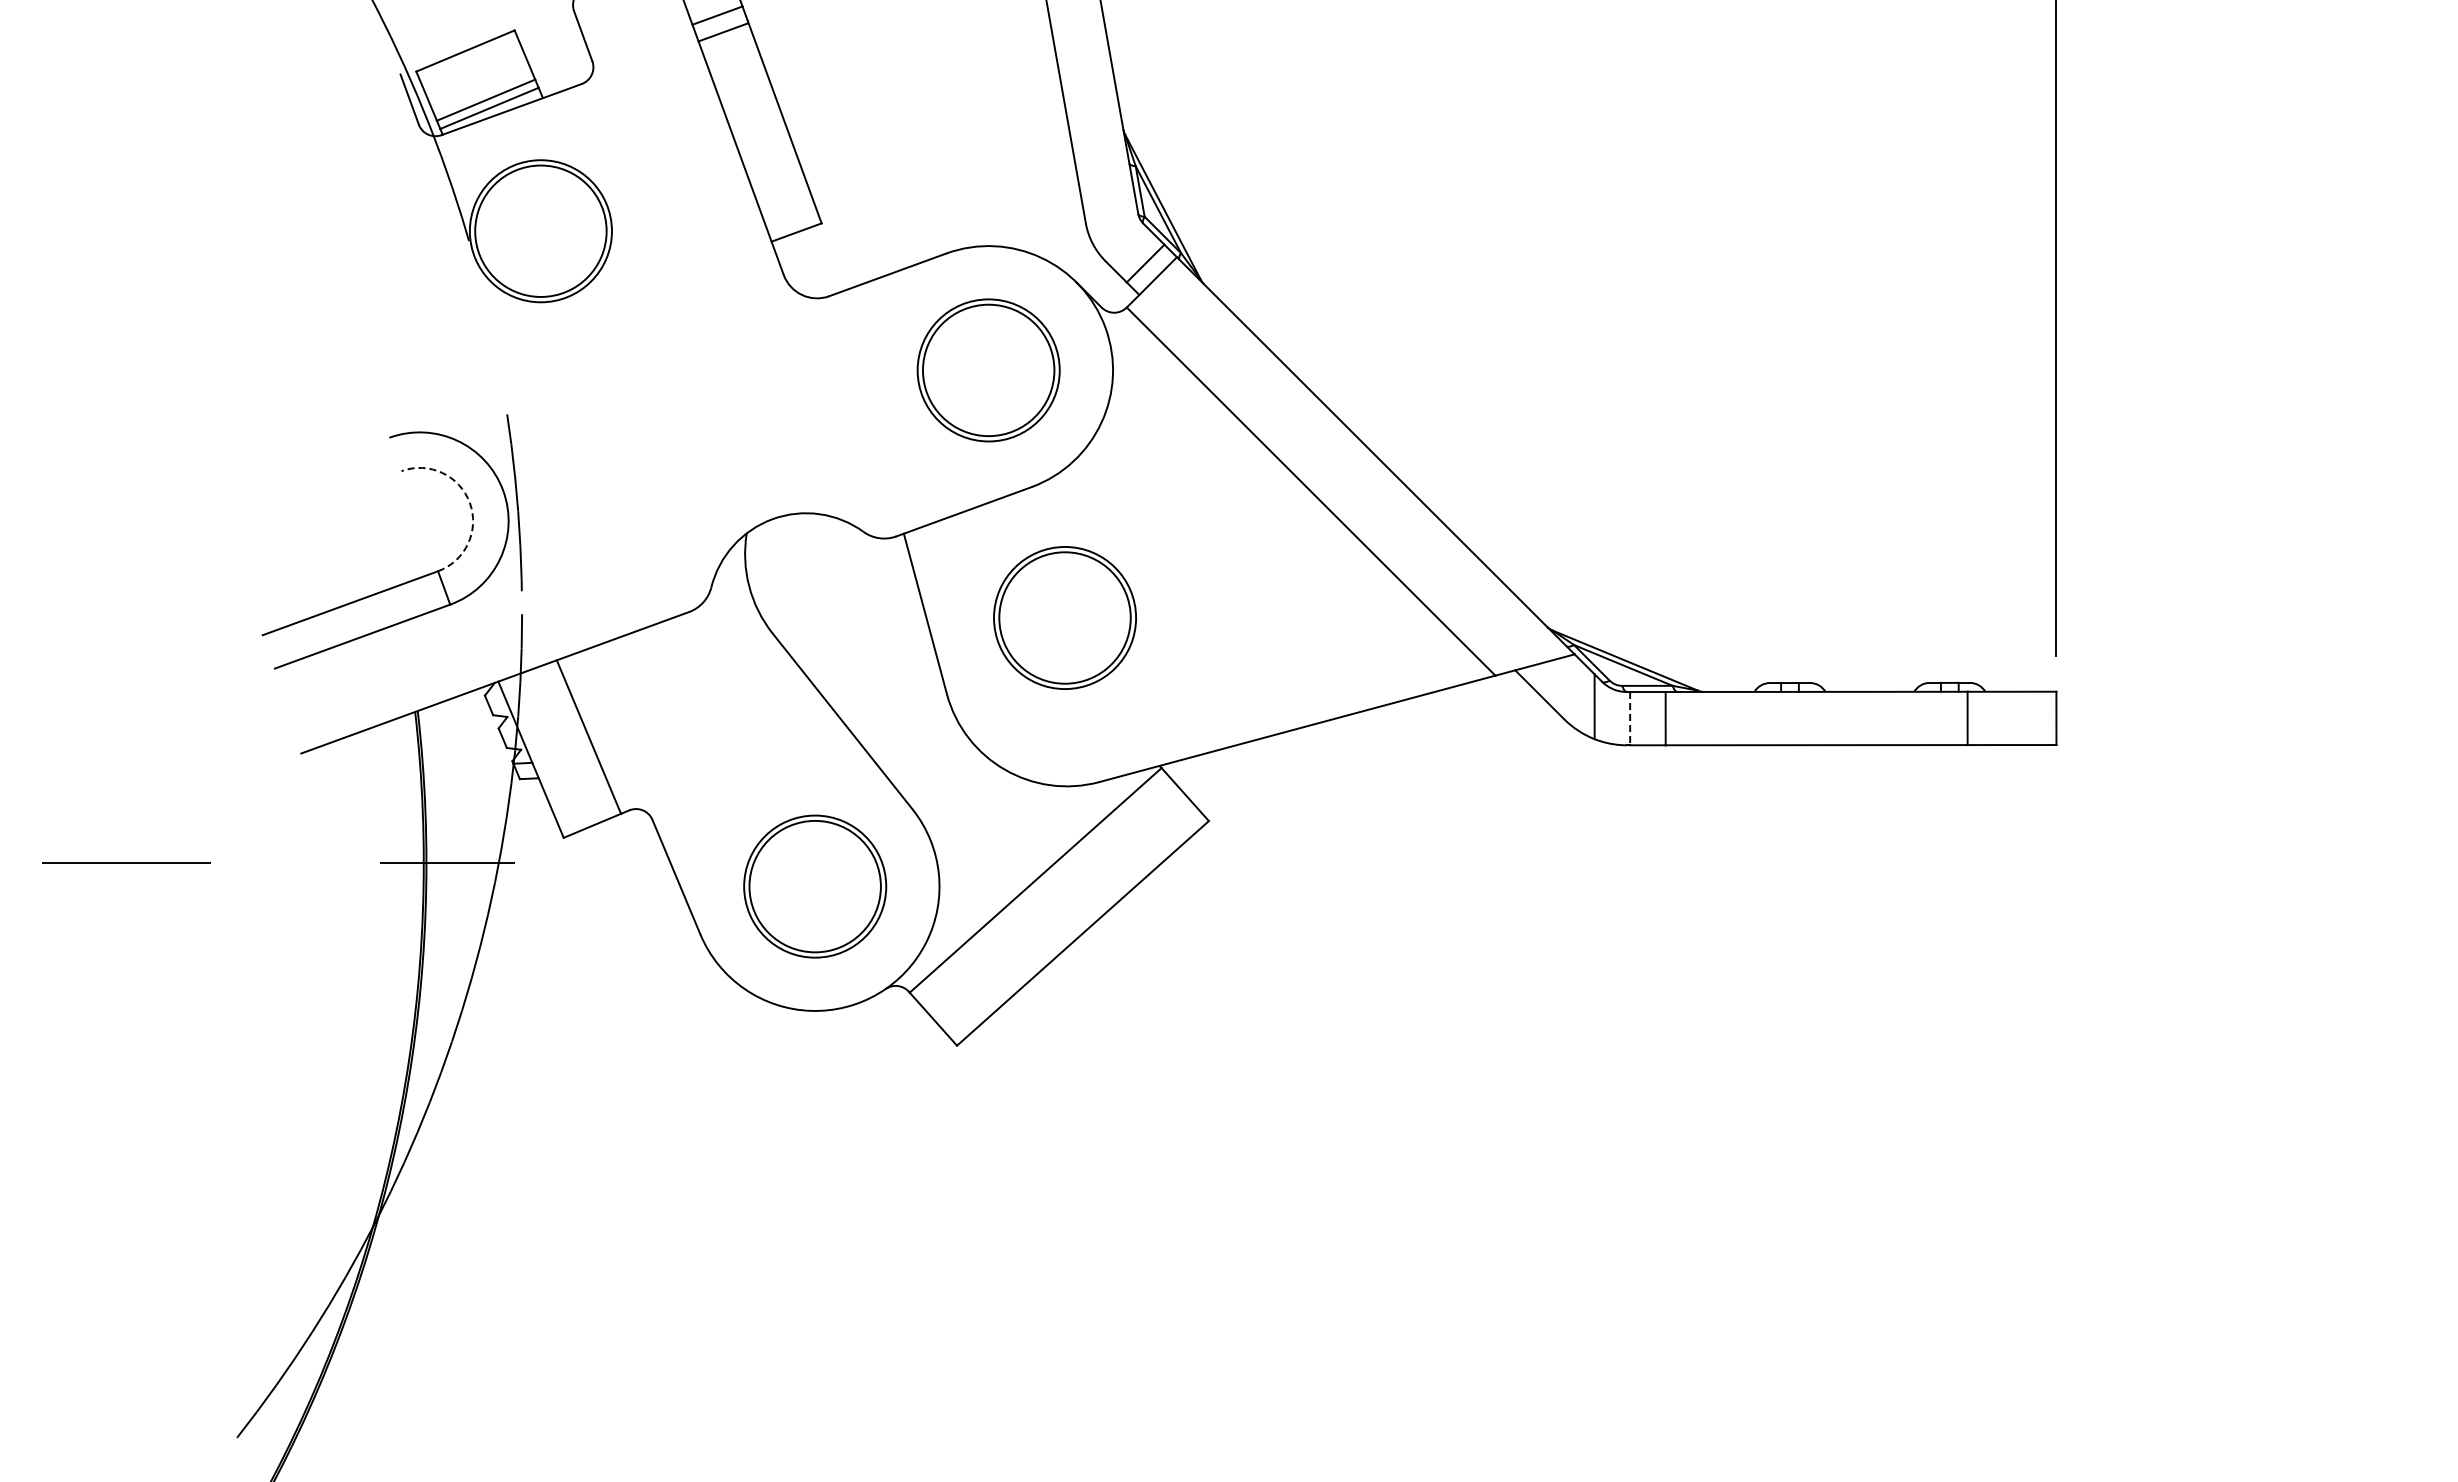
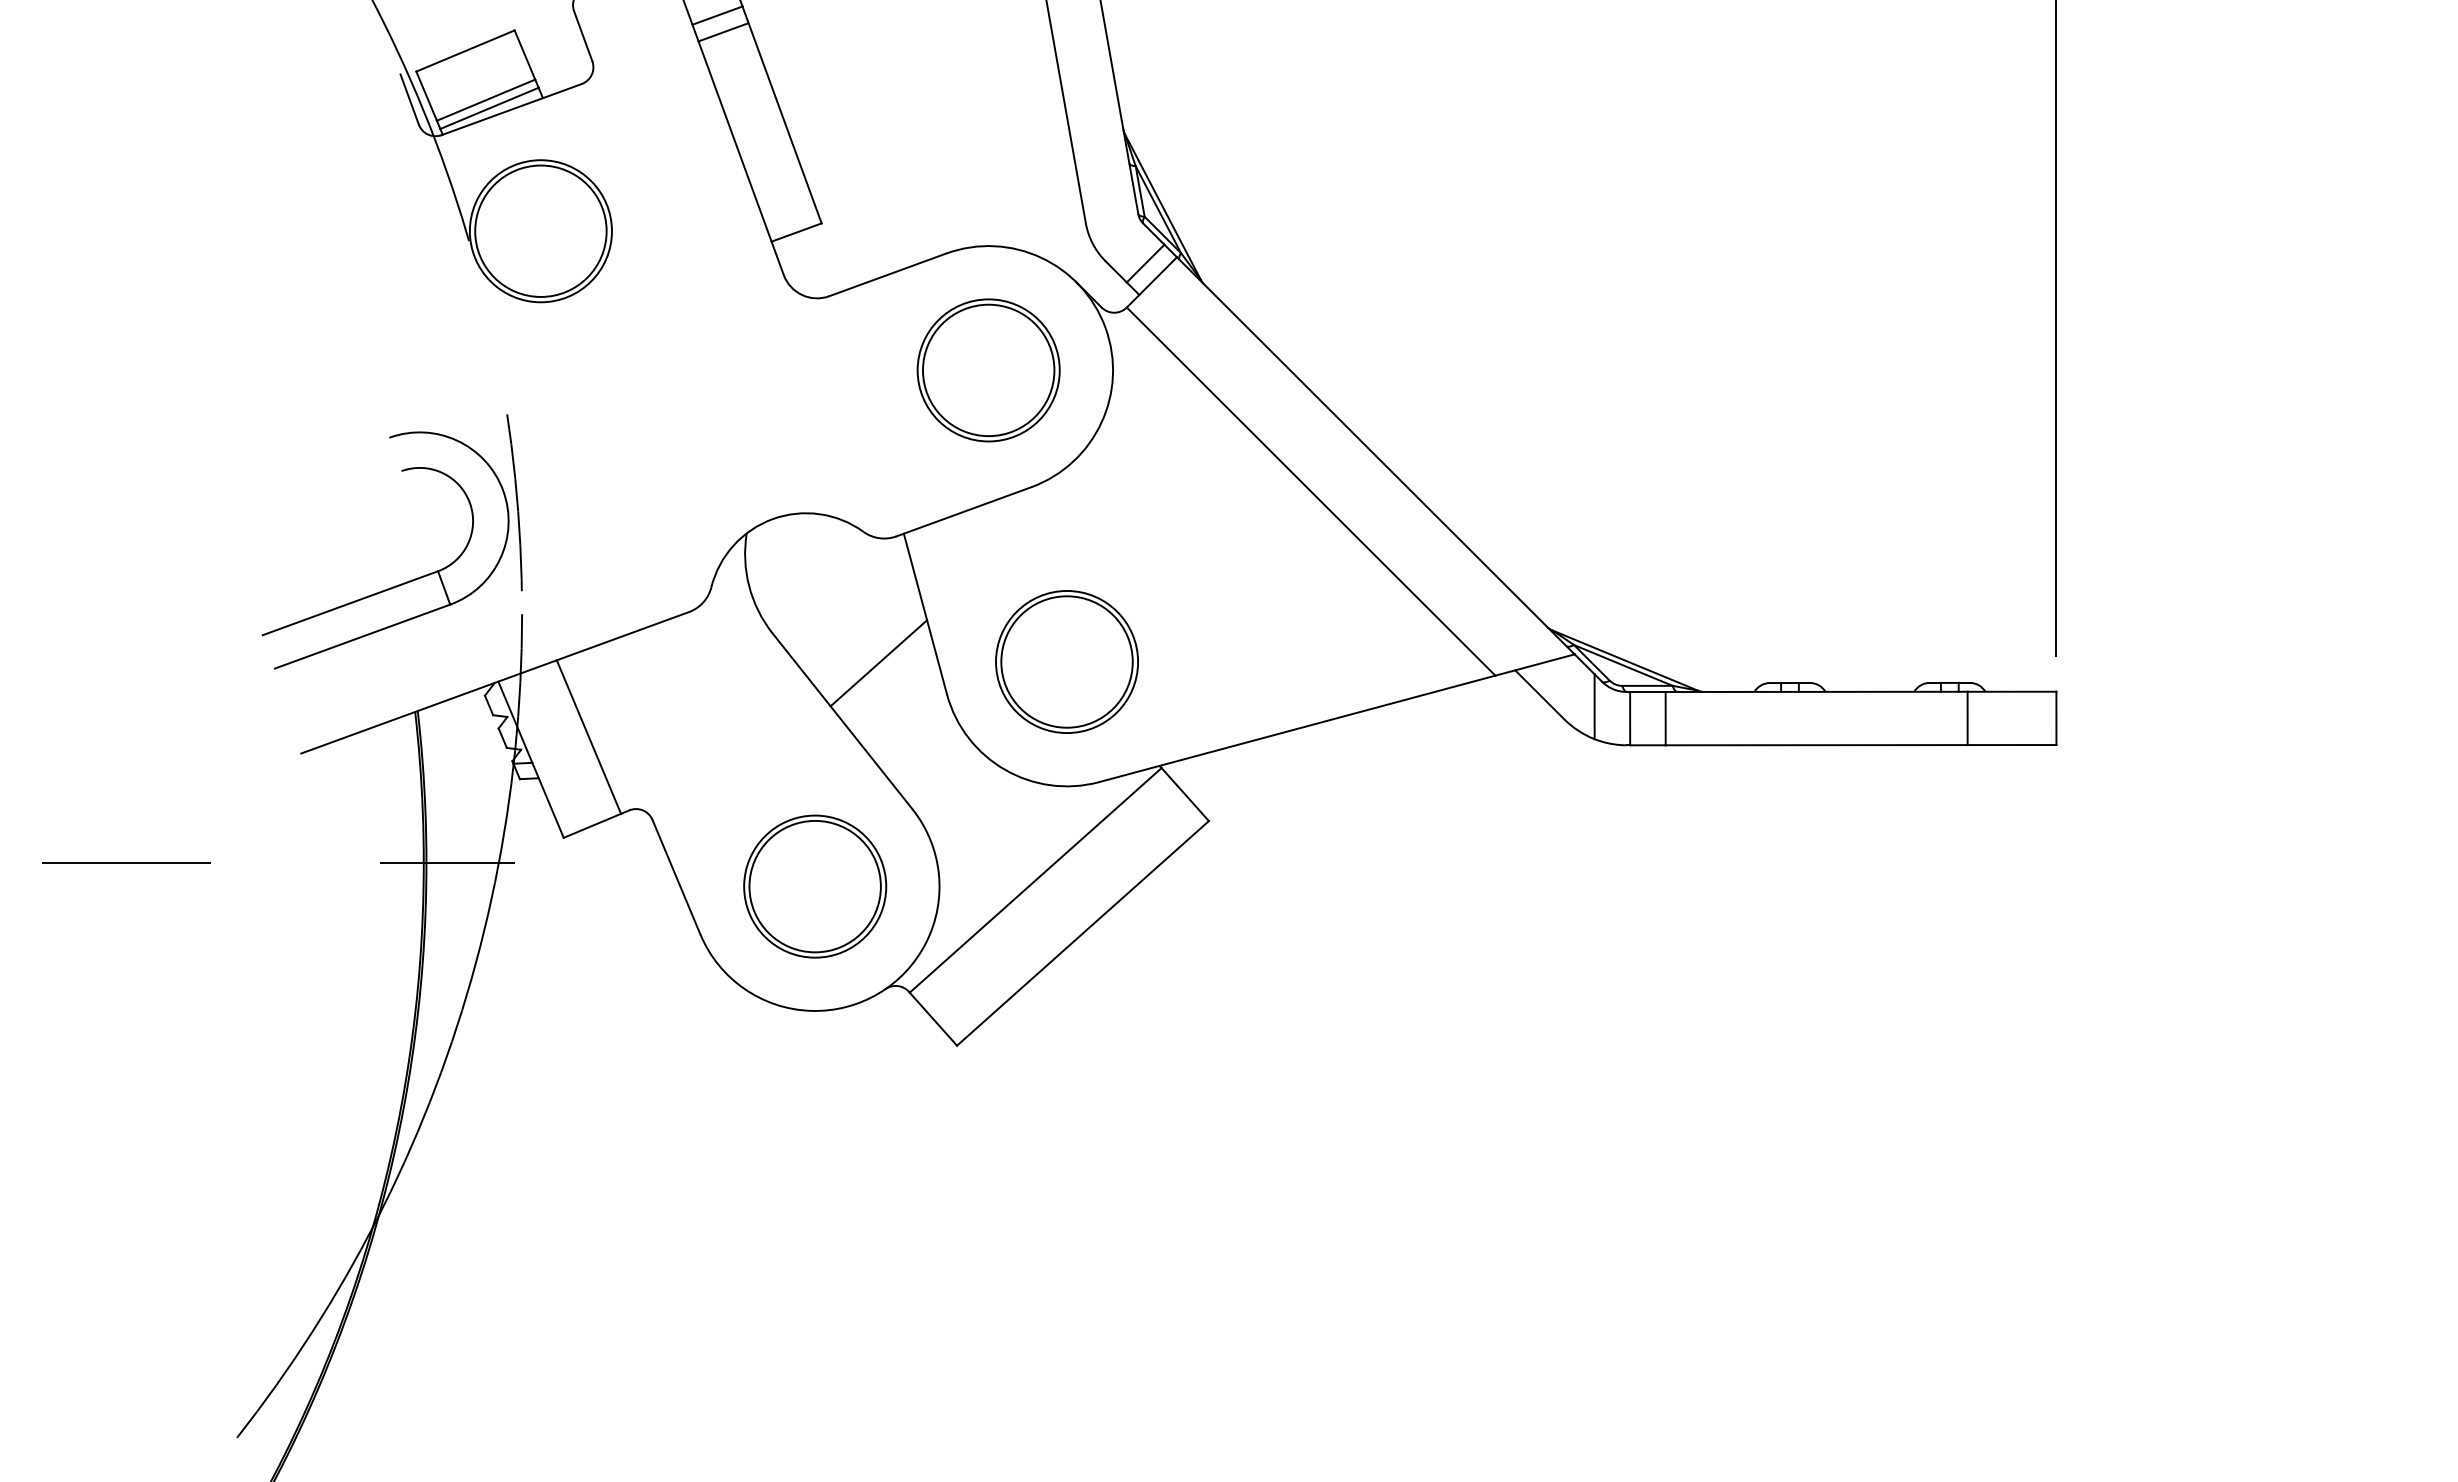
arc: dashed -> solid (469, 502)
part position: (1064, 617) -> (1066, 661) (1066, 661)
line: none -> present (878, 663)
line: dashed -> solid (1630, 718)
